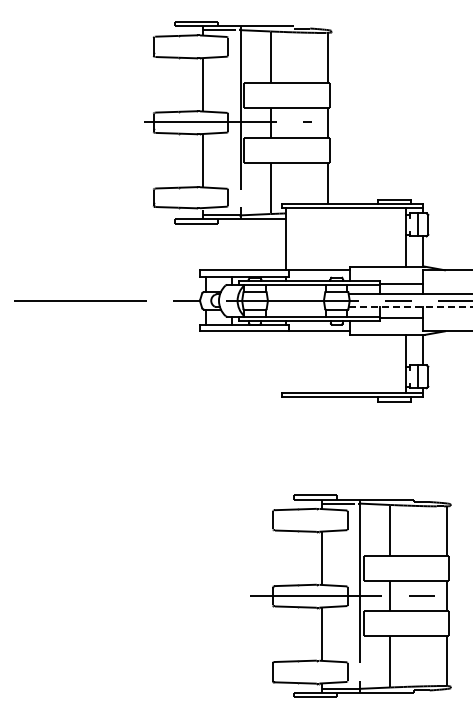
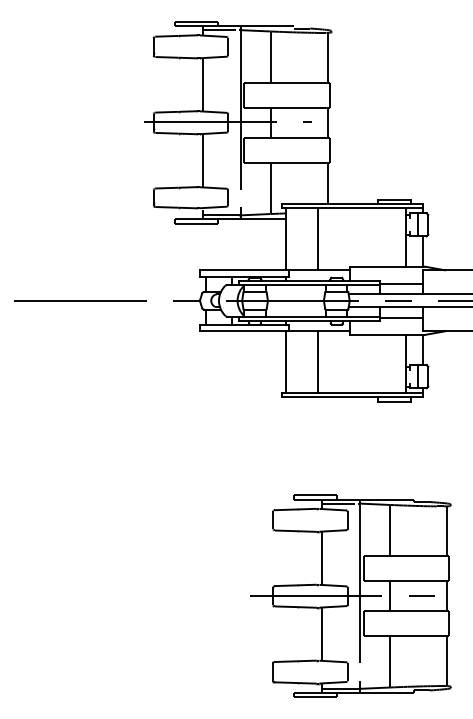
line: none -> present (318, 239)
line: dashed -> solid (410, 307)
line: none -> present (285, 362)
line: none -> present (318, 362)
